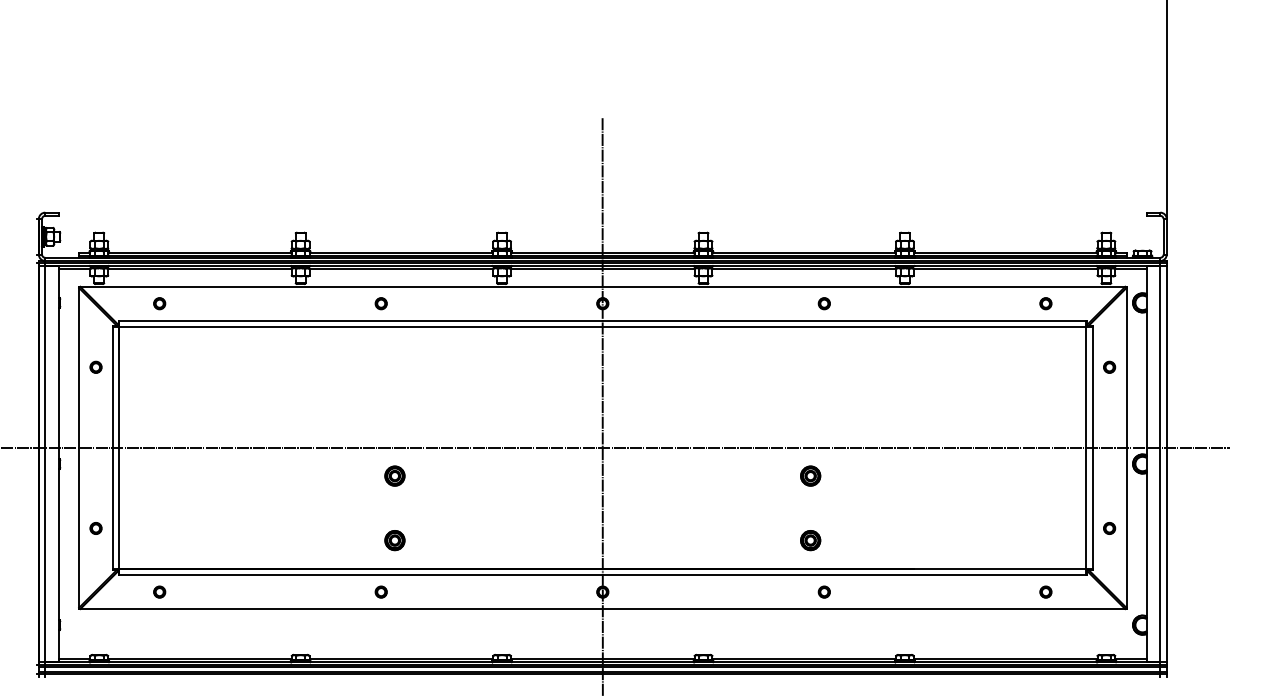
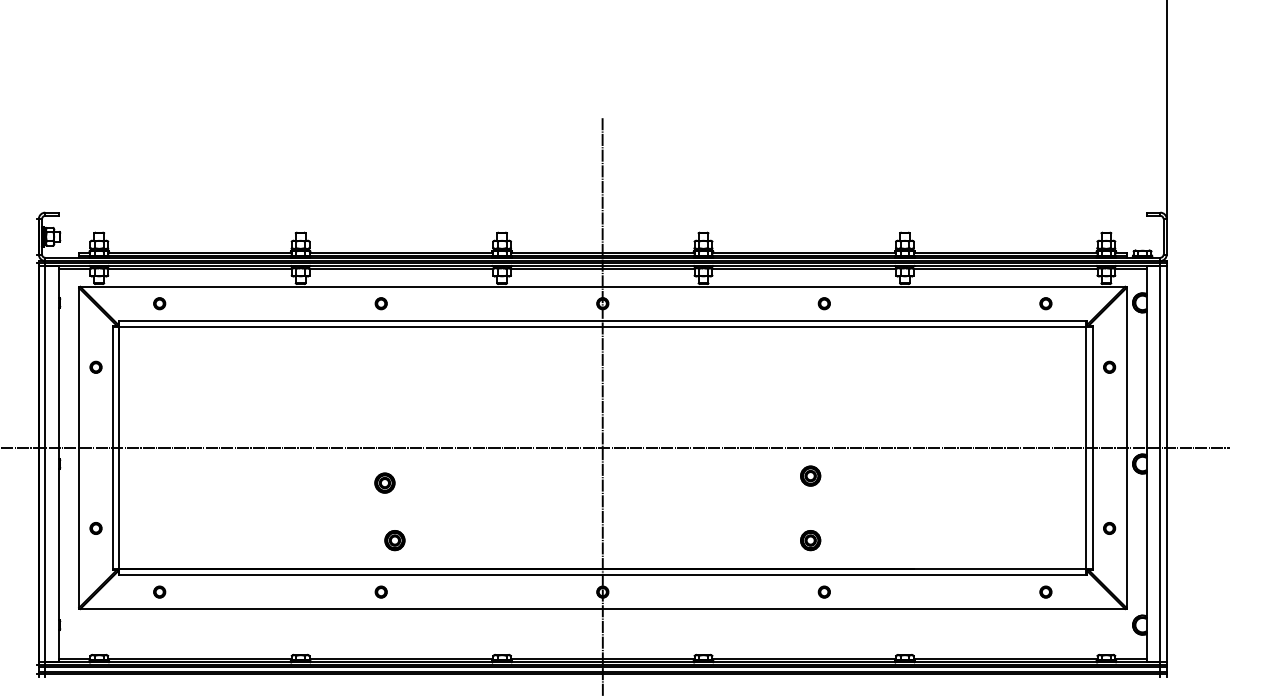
part position: (394, 475) -> (384, 482) (384, 482)
